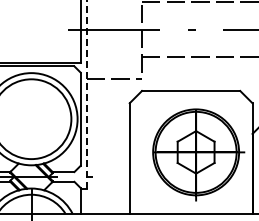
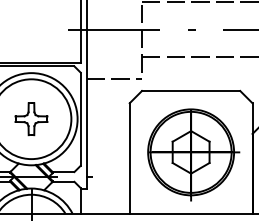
line: dashed -> solid (86, 94)
part: none -> present (31, 119)
part position: (198, 154) -> (193, 154) (193, 154)
